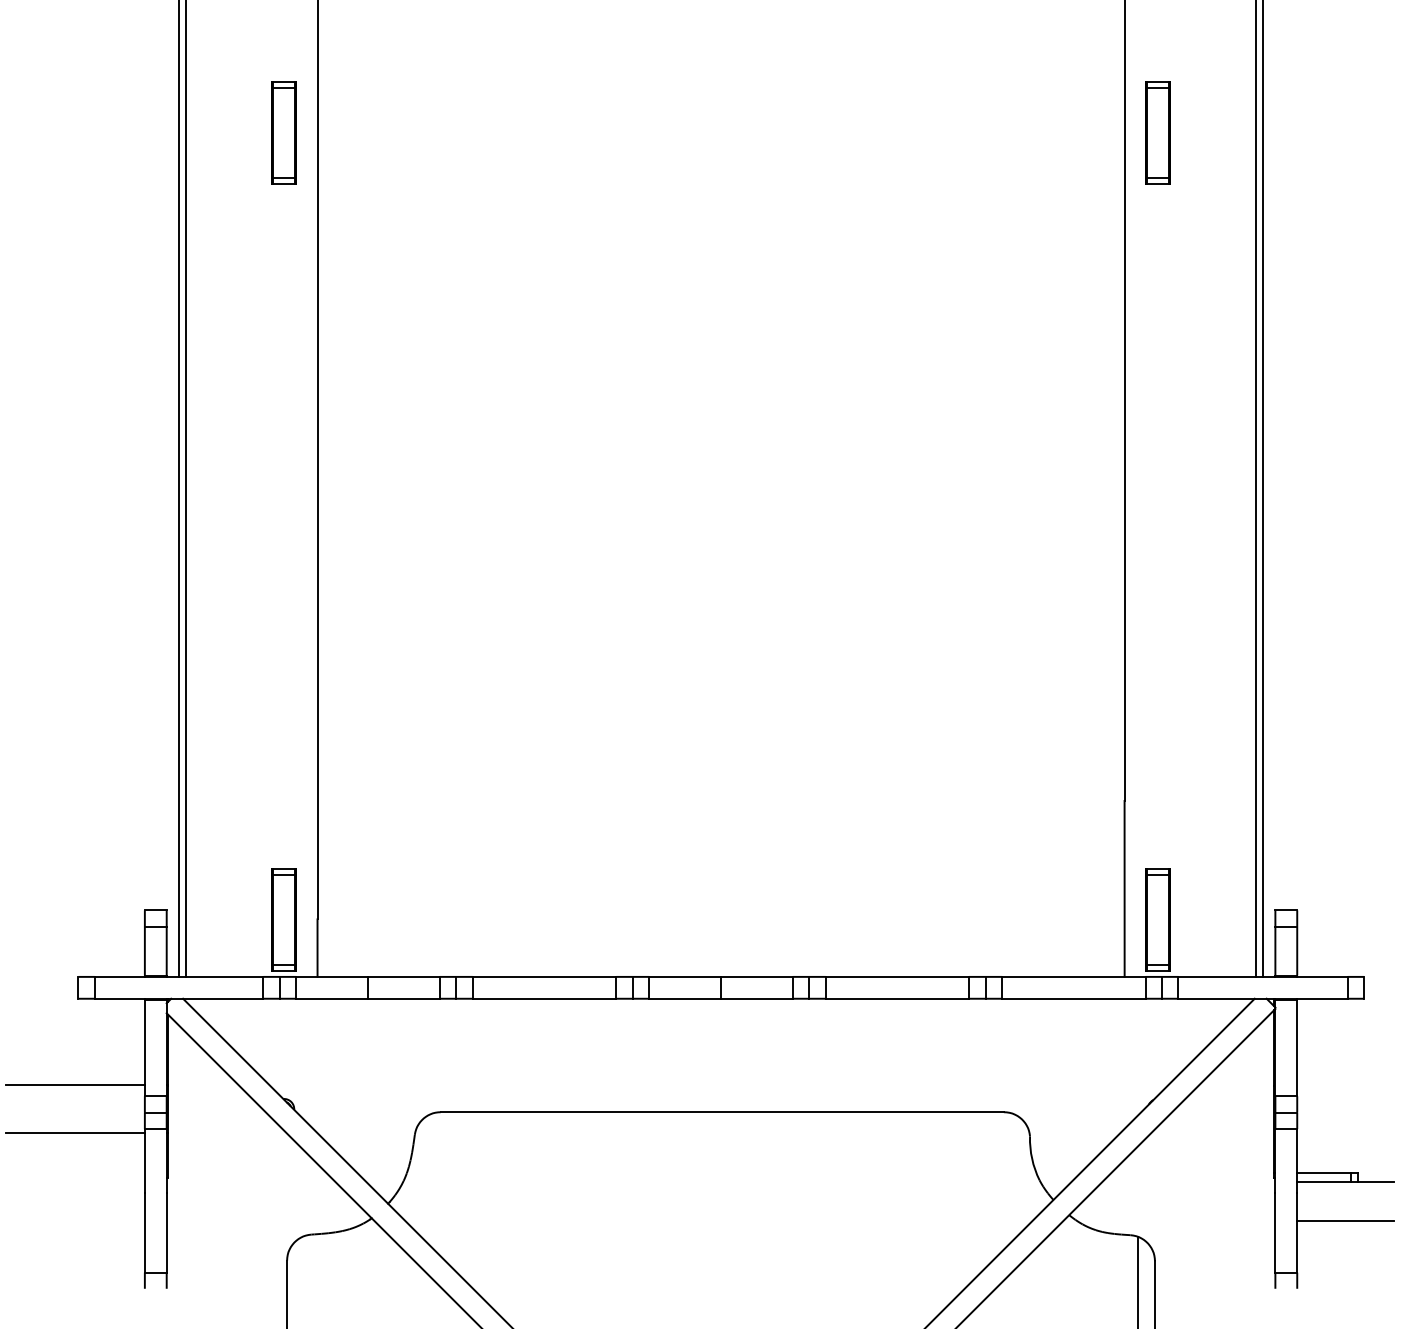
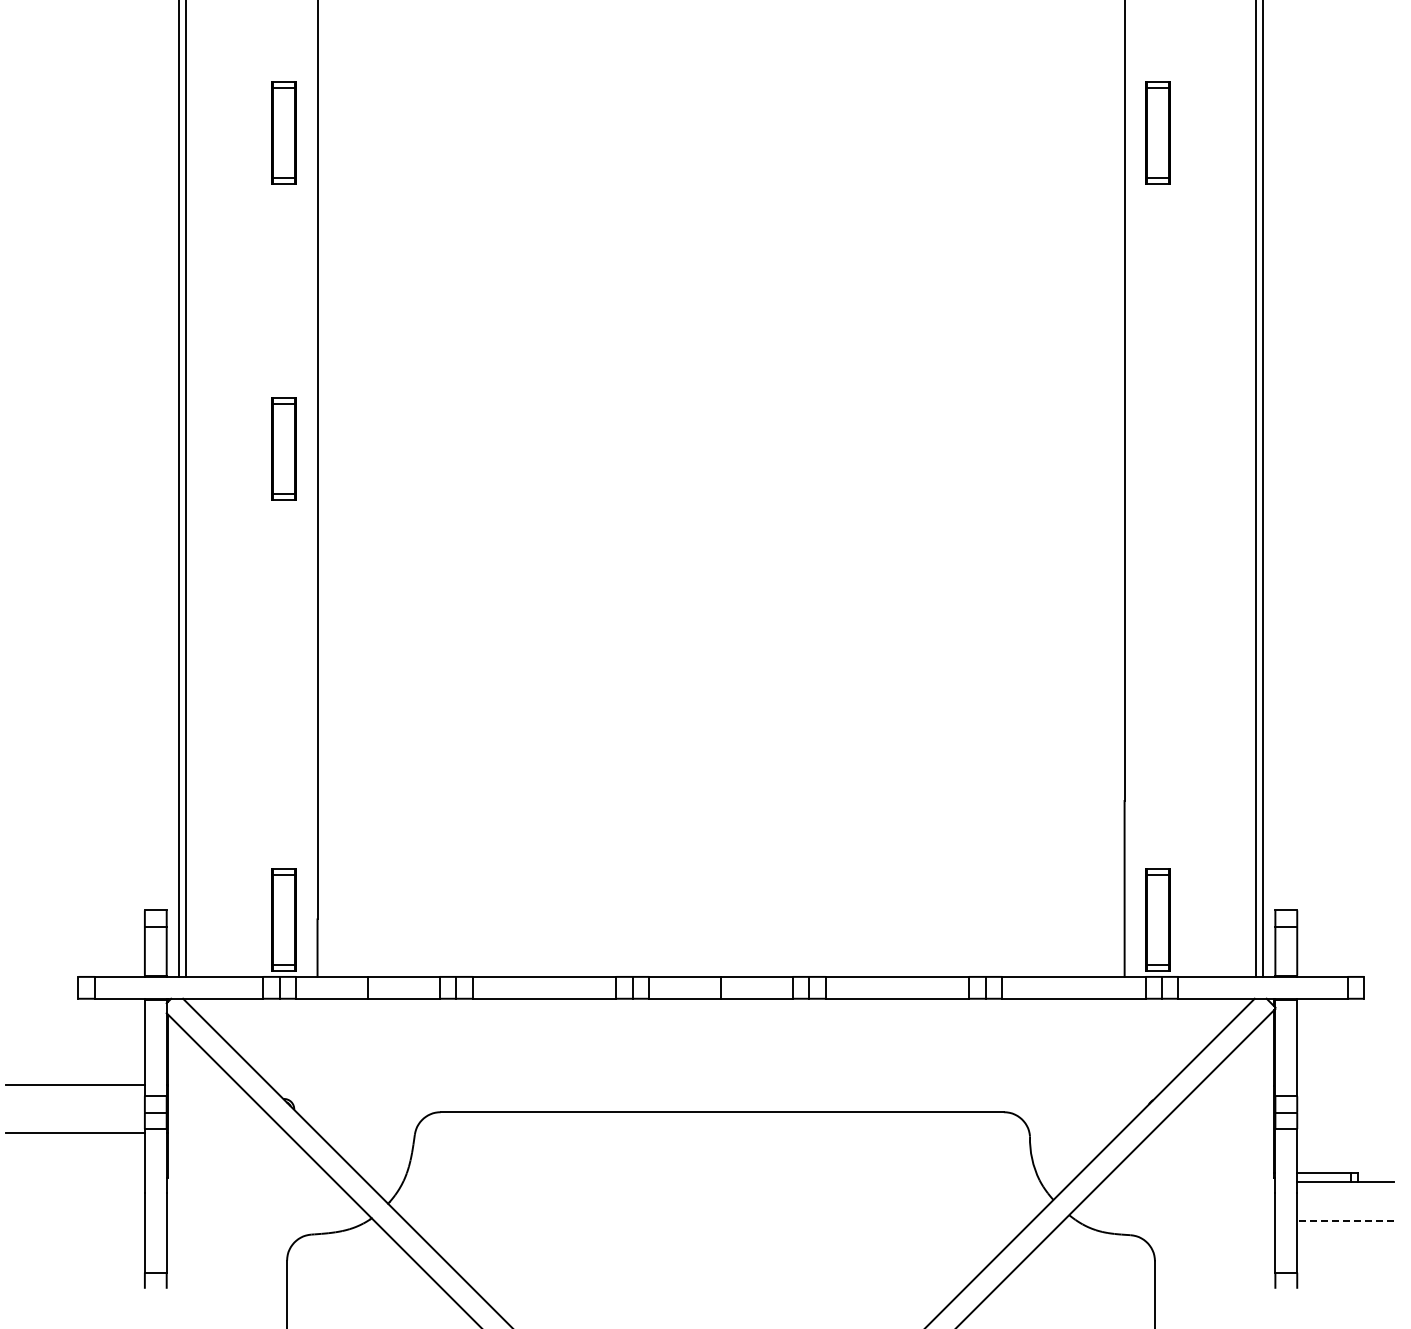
part: none -> present (283, 448)
line: solid -> dashed (1345, 1221)
line: present -> none (1138, 1281)
